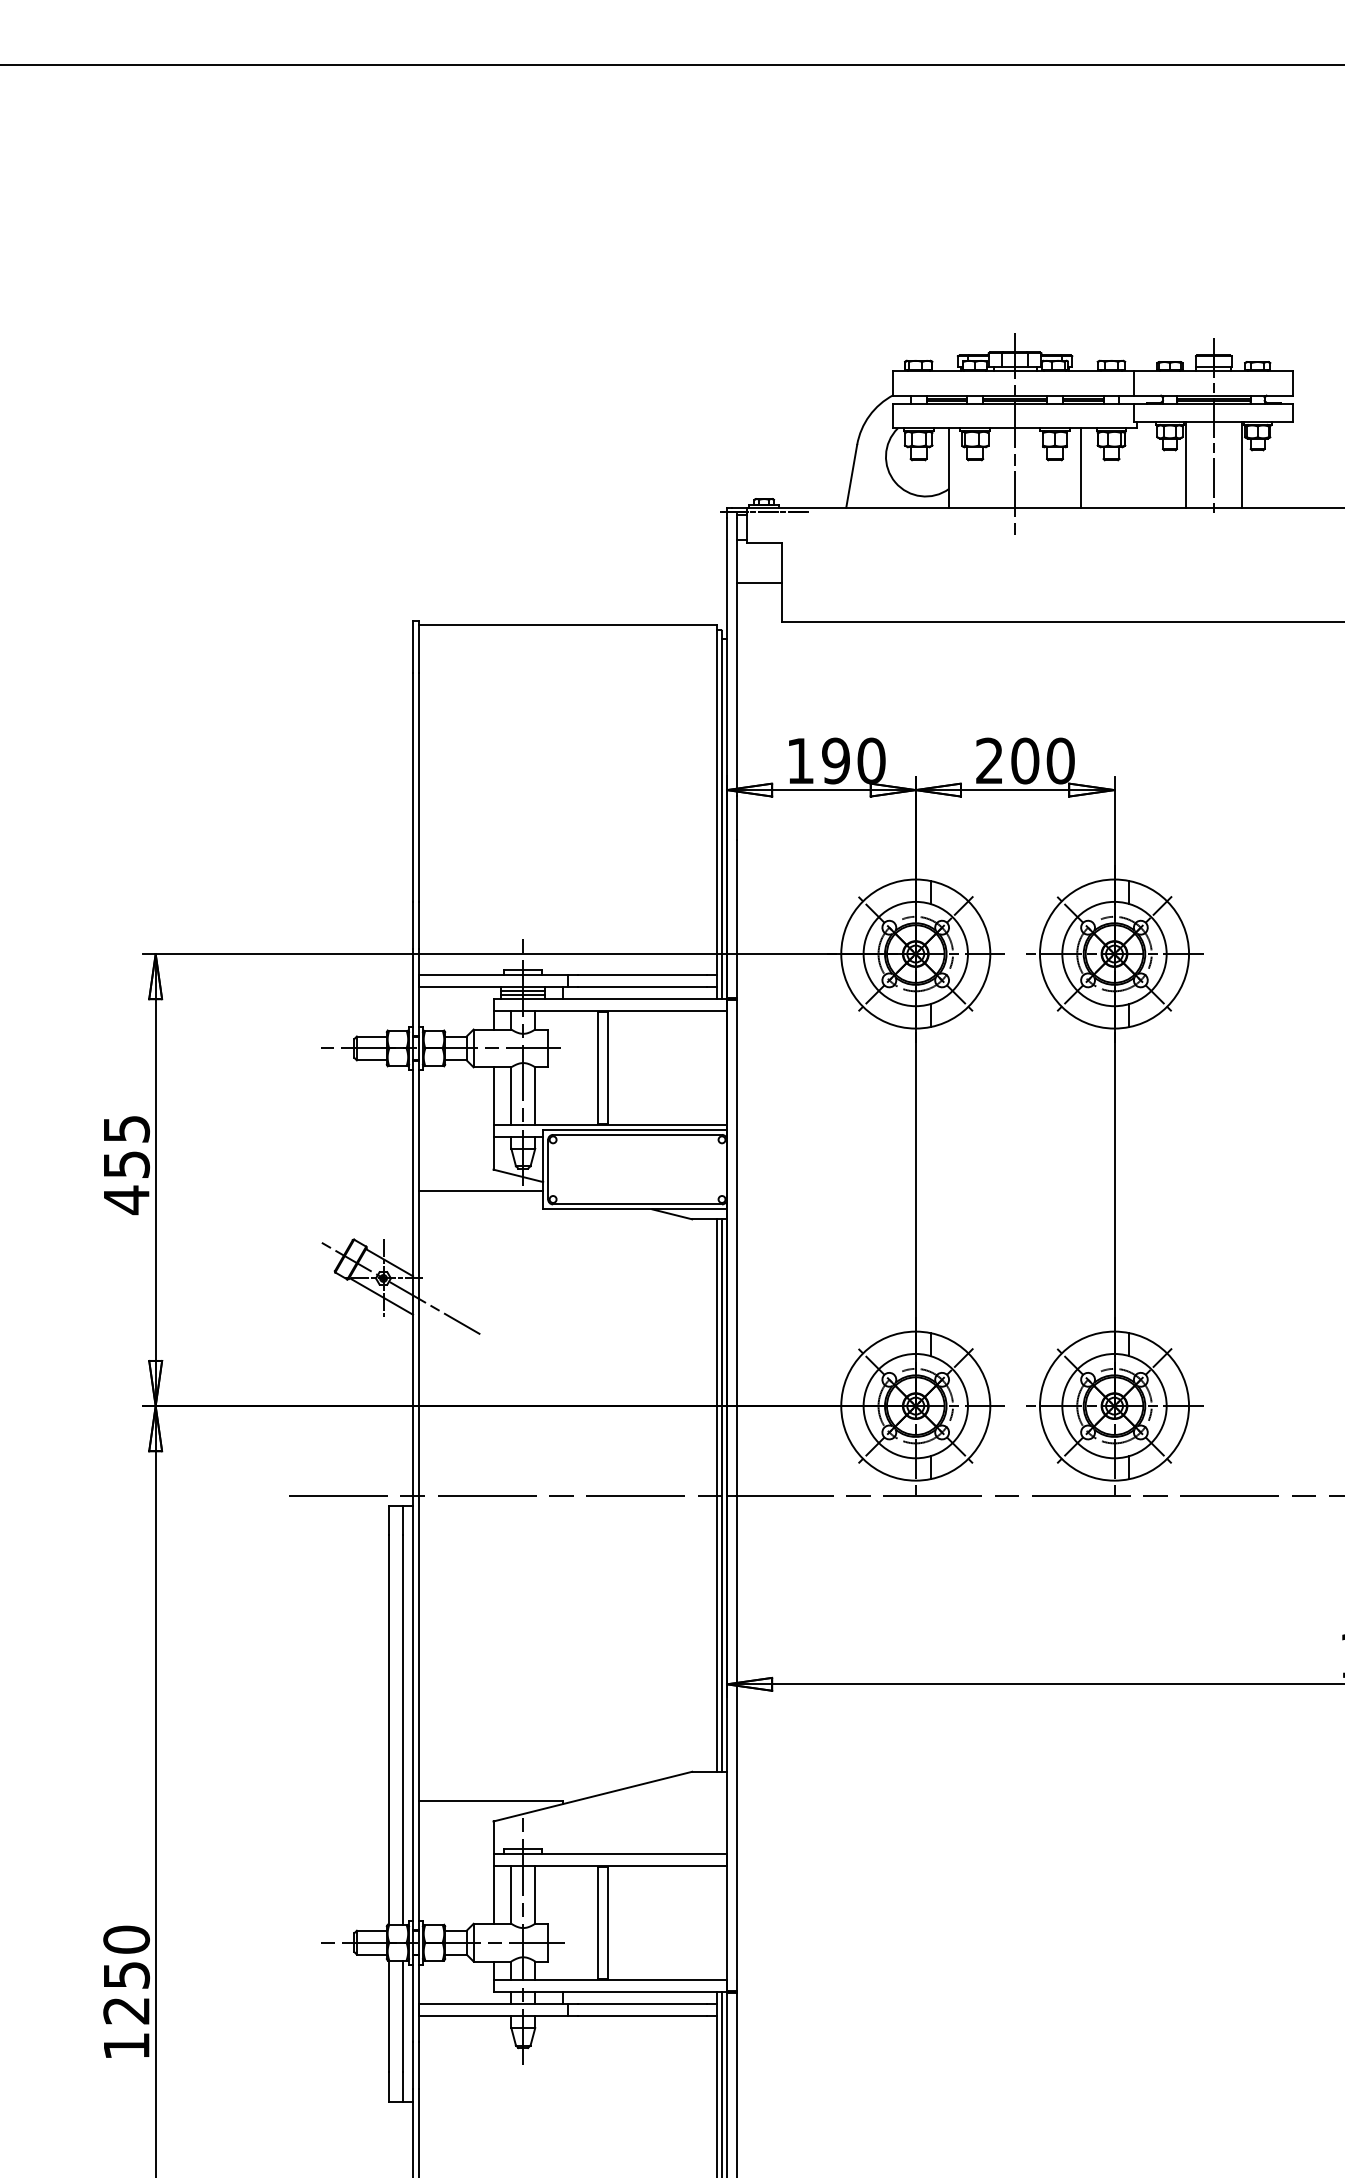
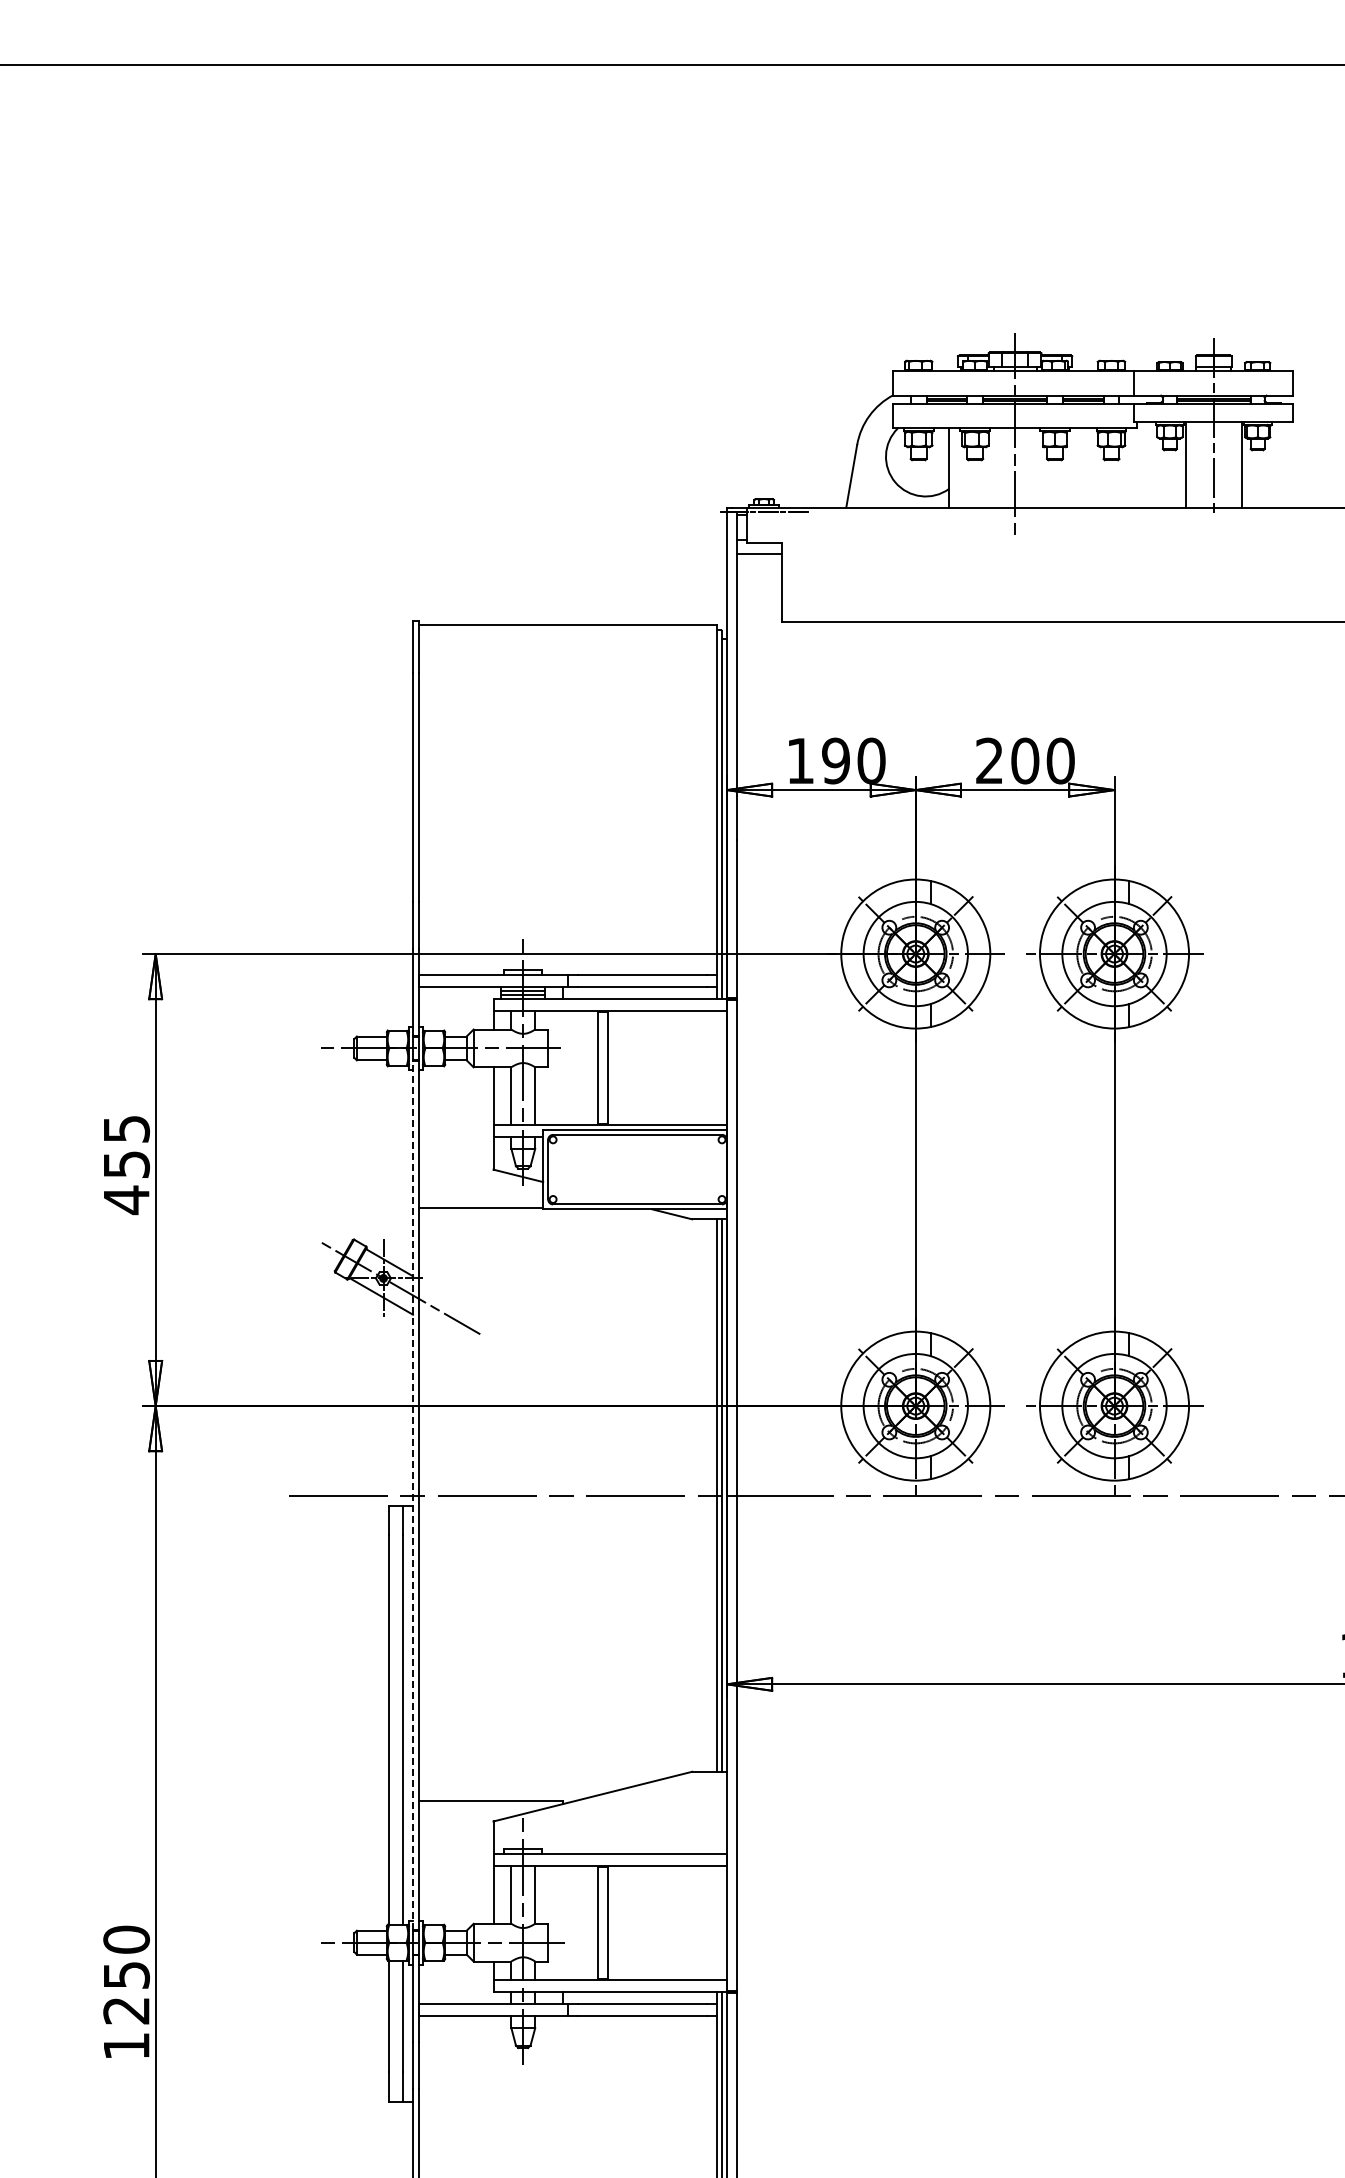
line: present -> none (1081, 467)
line position: (758, 582) -> (758, 553) (758, 553)
line position: (480, 1190) -> (480, 1207) (480, 1207)
line: solid -> dashed (413, 1495)
